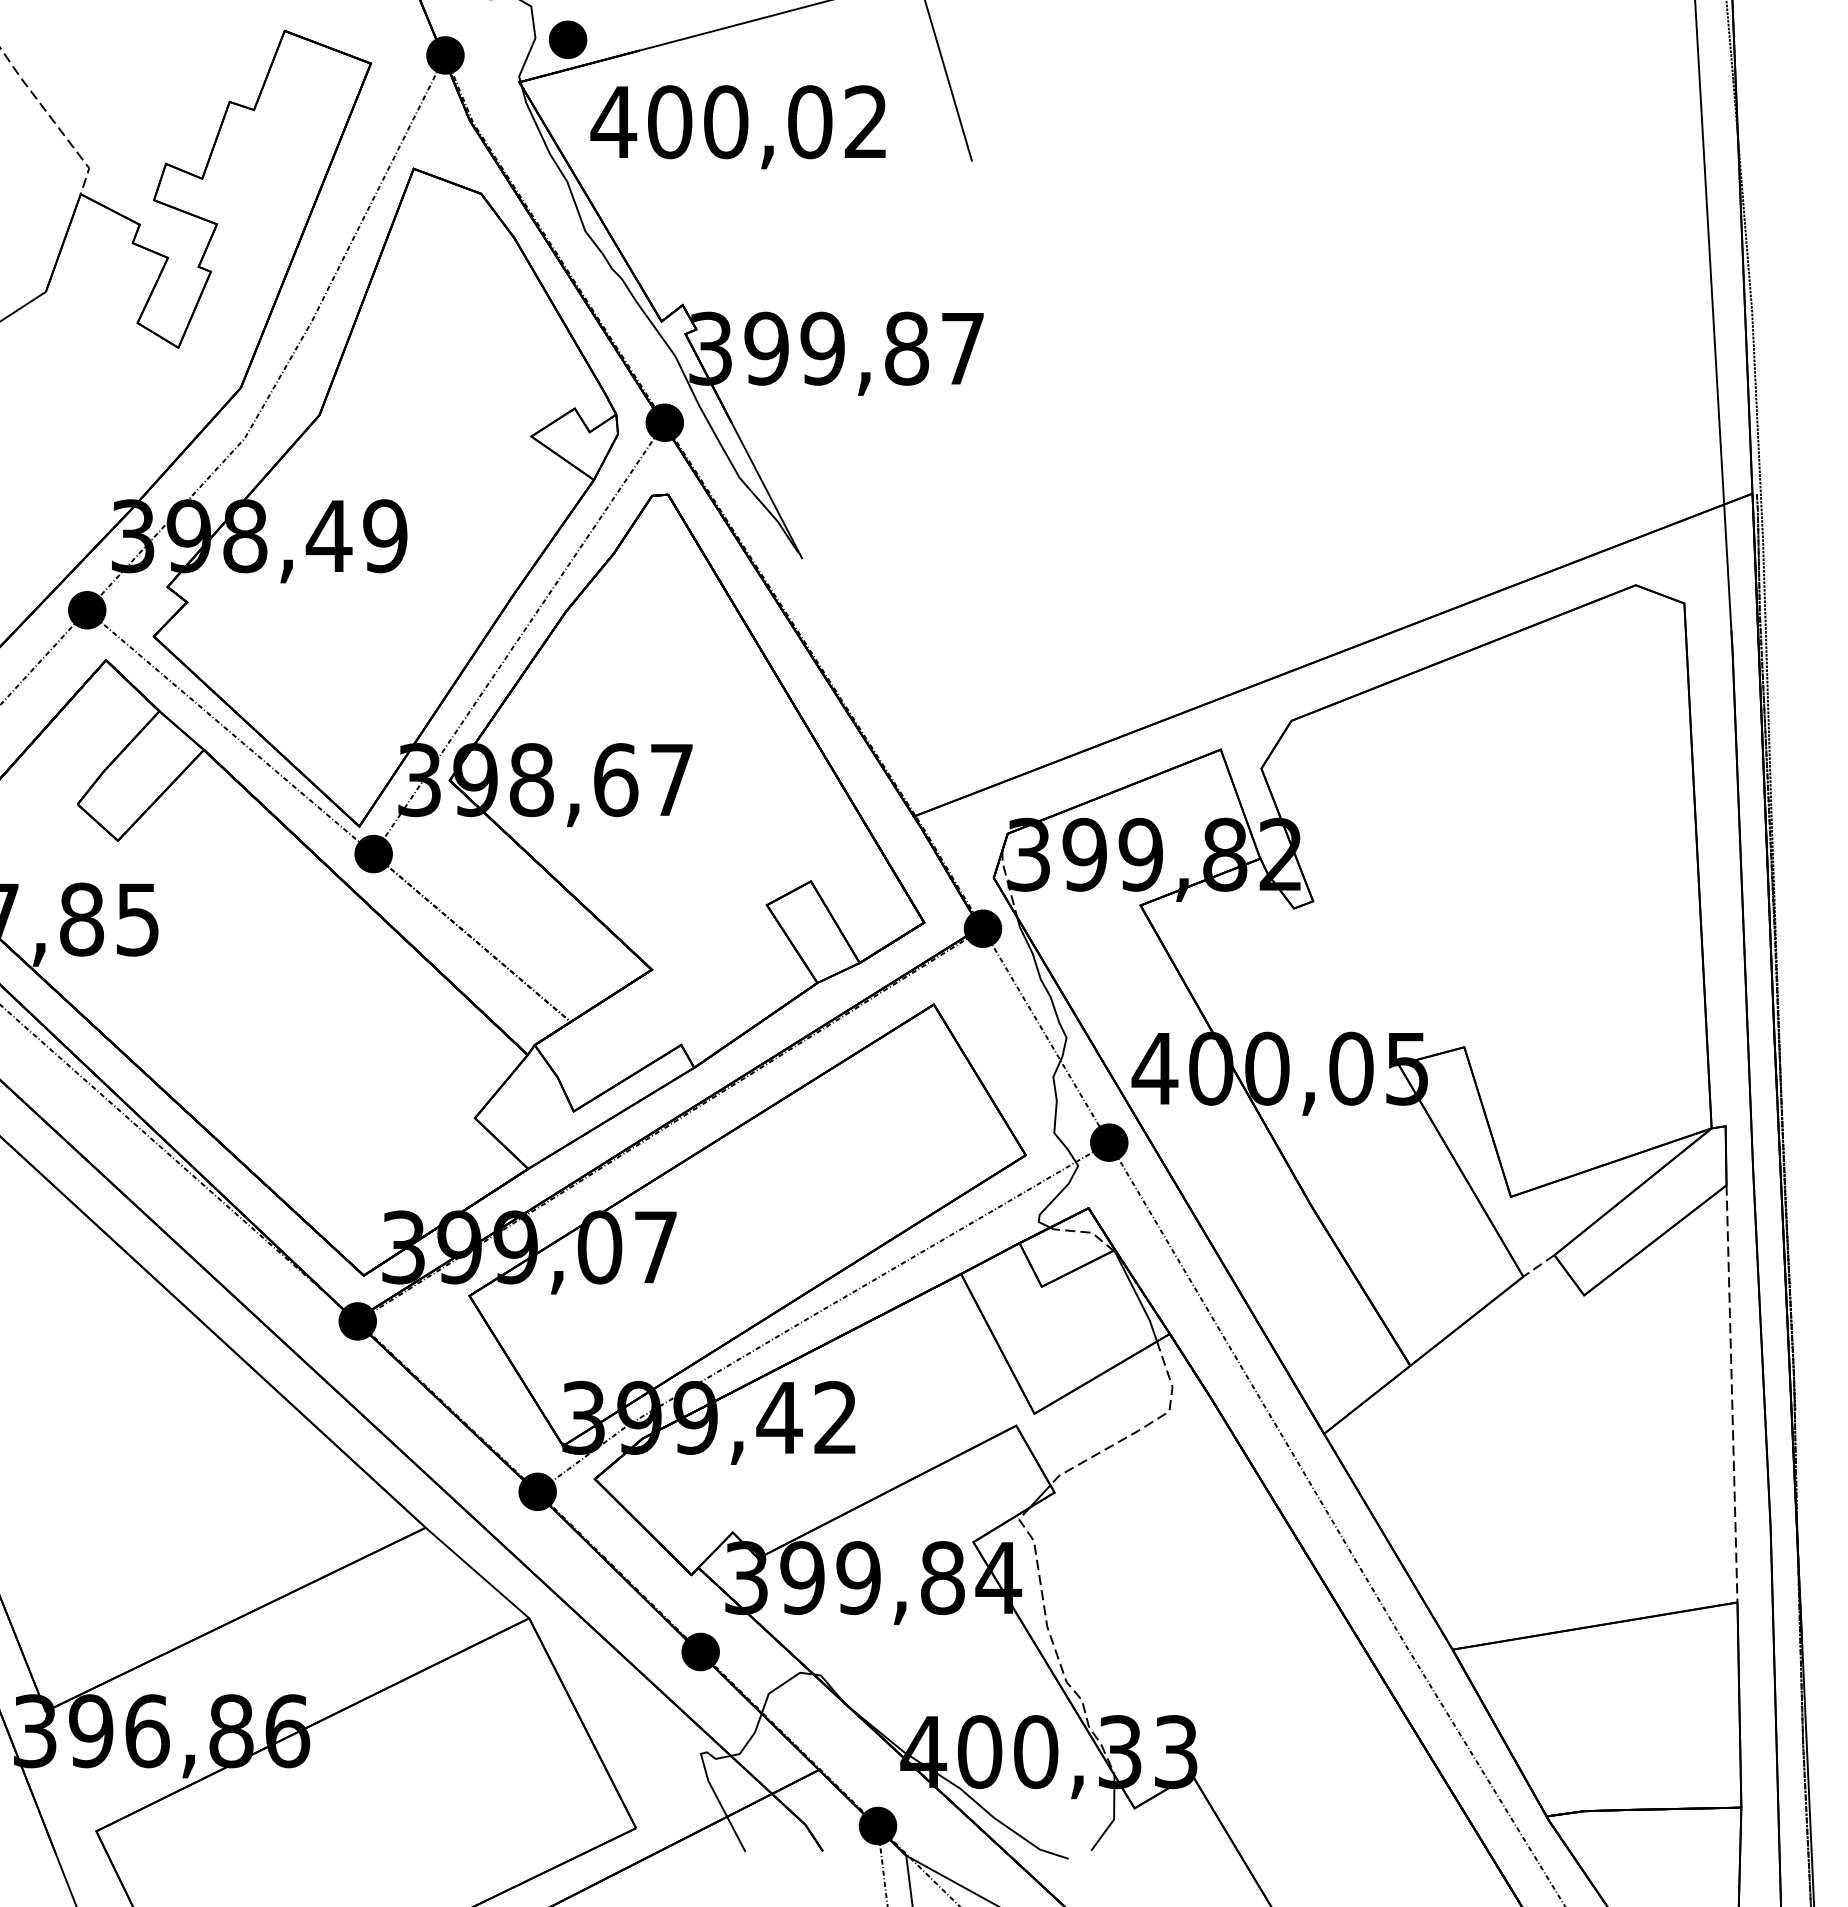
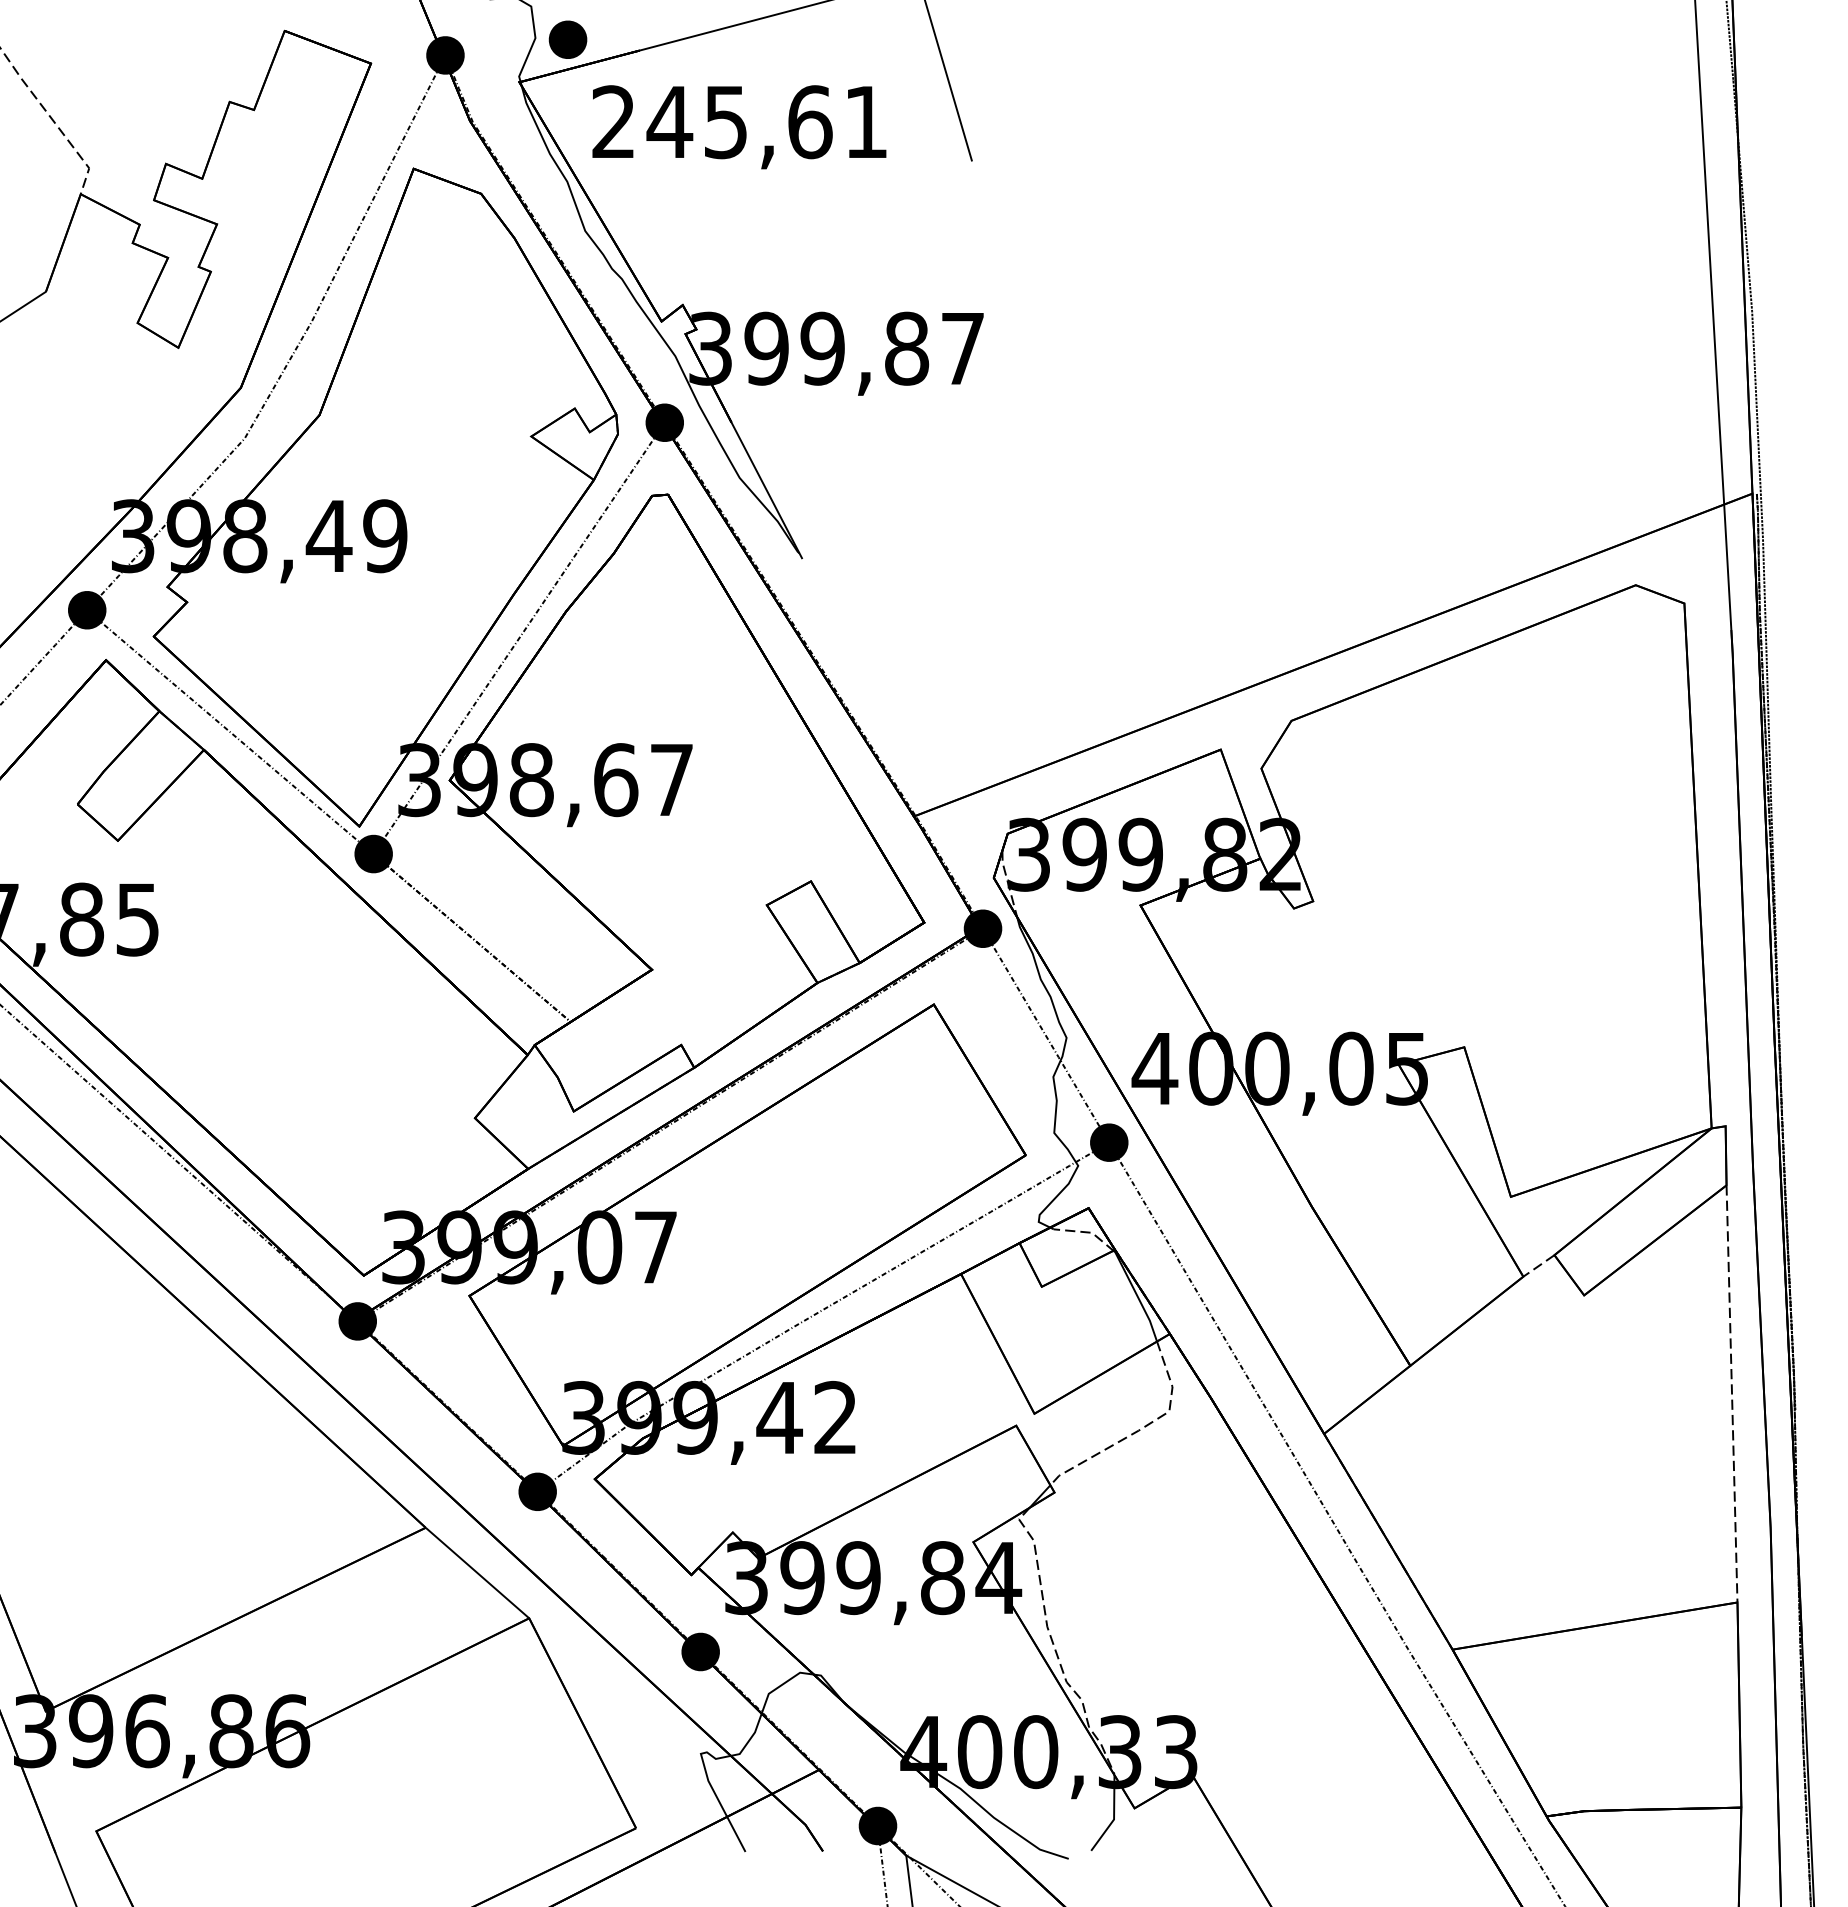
text: 400,02 -> 245,61 (738, 122)
